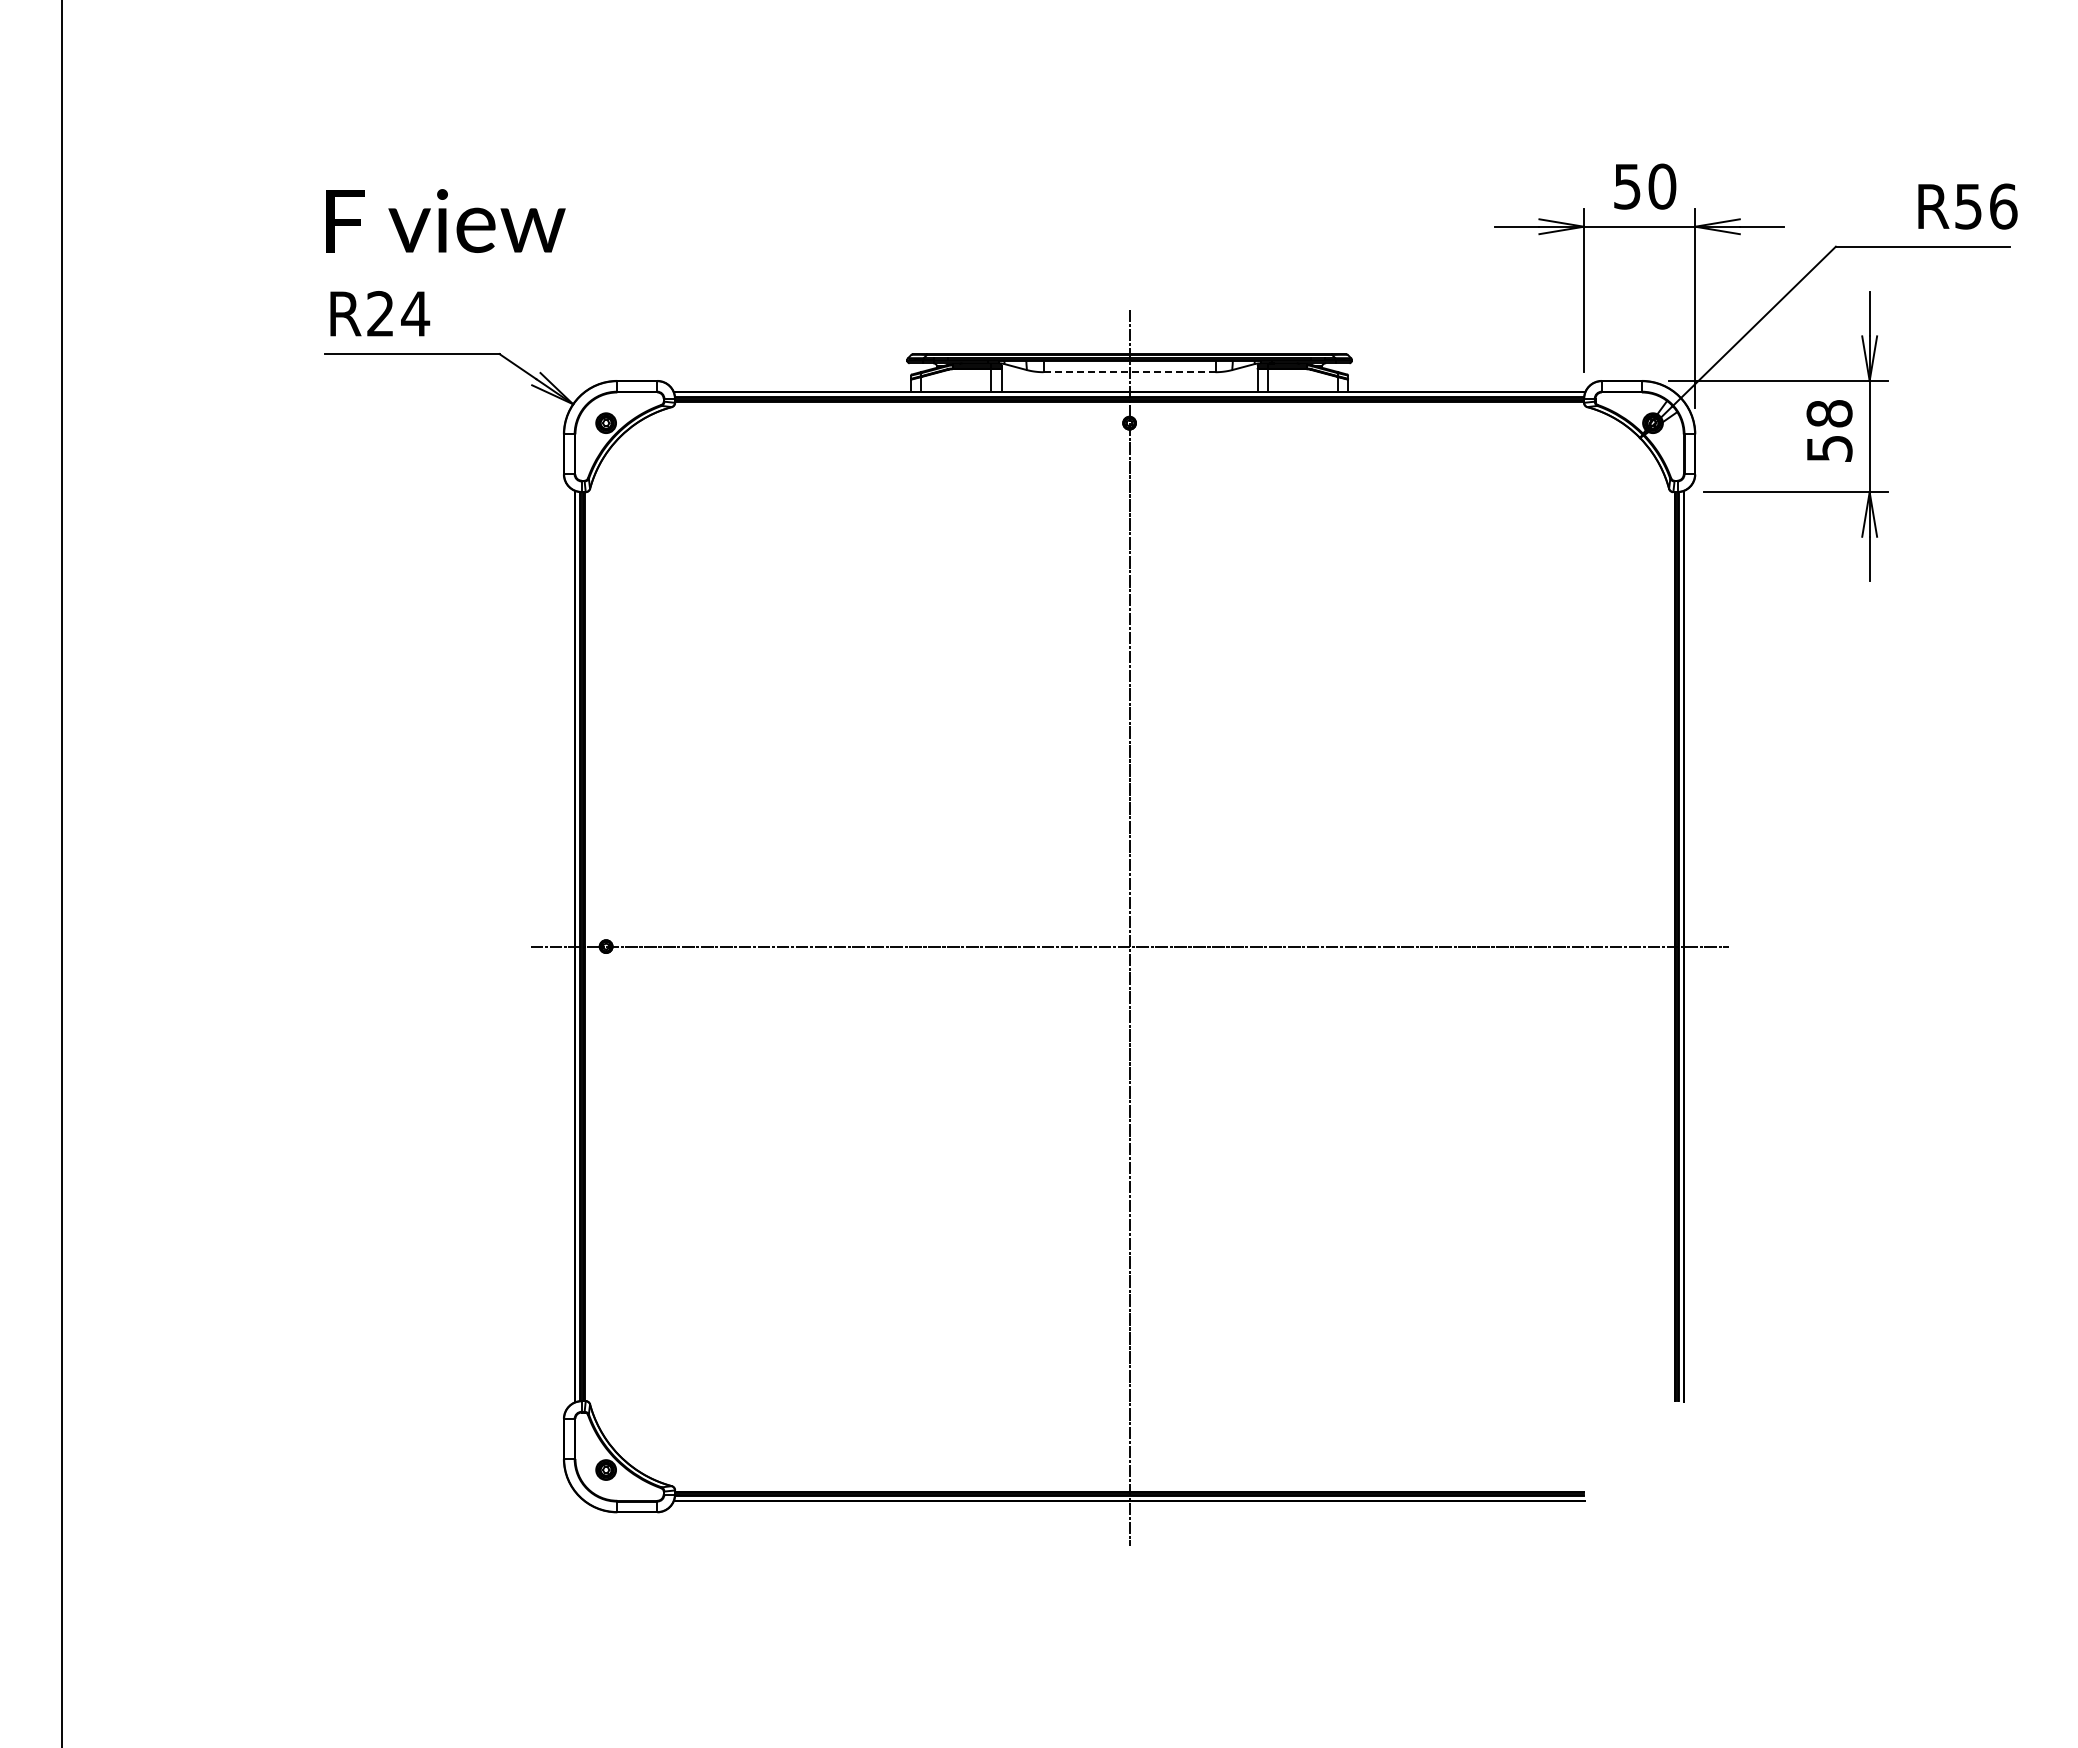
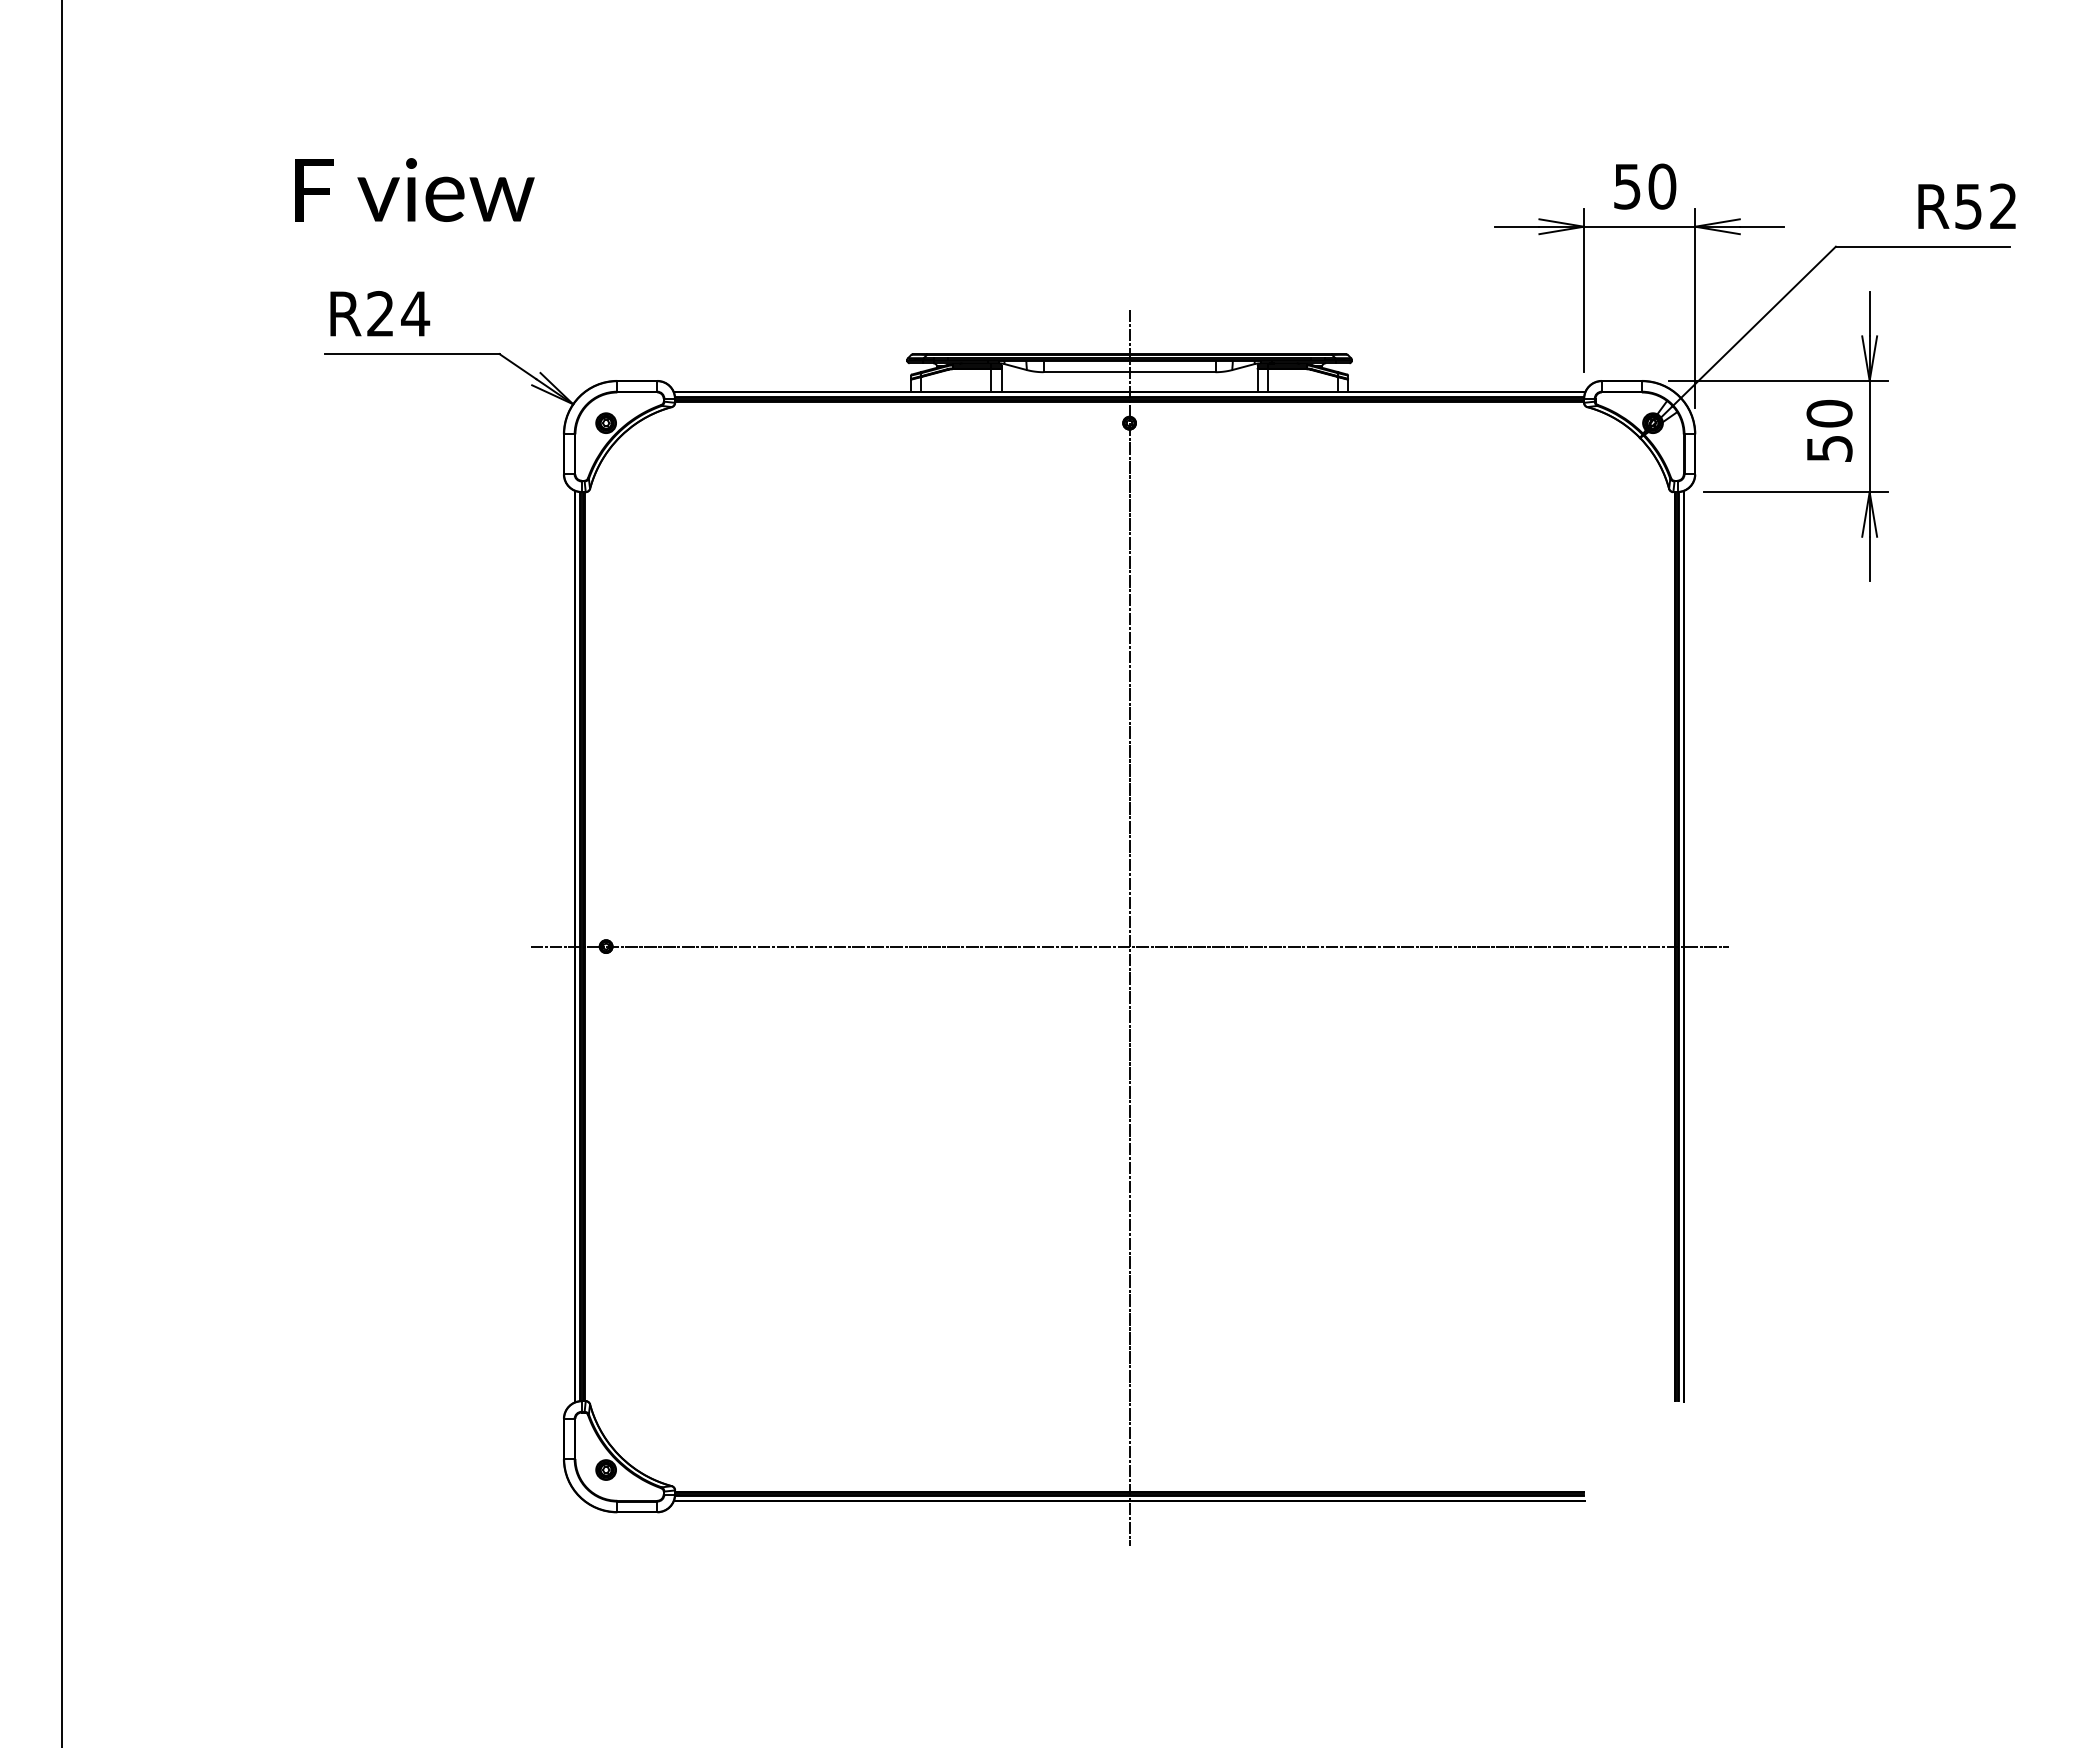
text: R56 -> R52 (2003, 206)
text position: (445, 220) -> (414, 189) (414, 189)
line: dashed -> solid (1129, 372)
text: 58 -> 50 (1829, 413)
